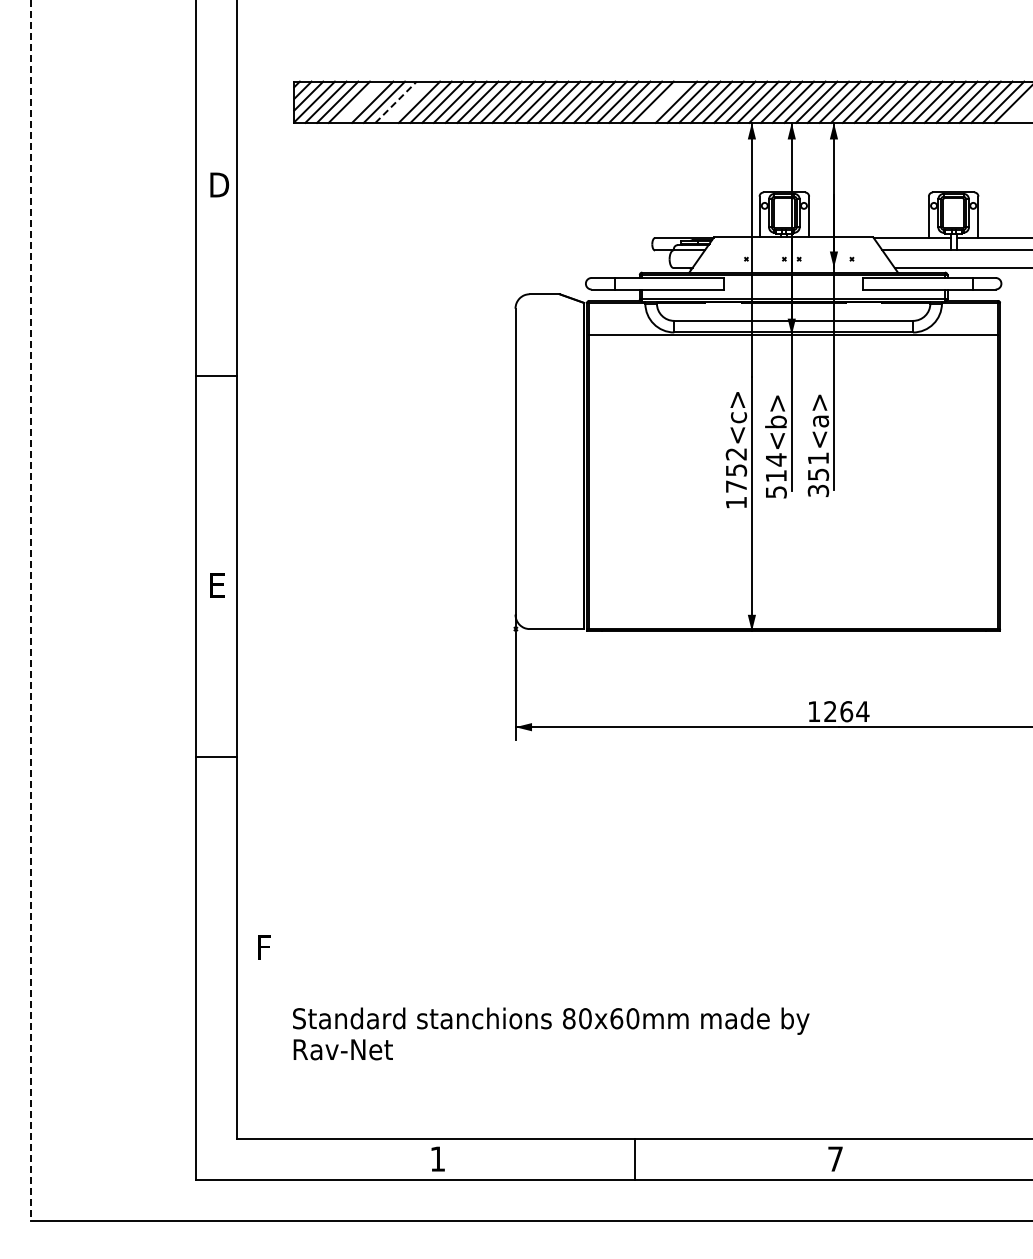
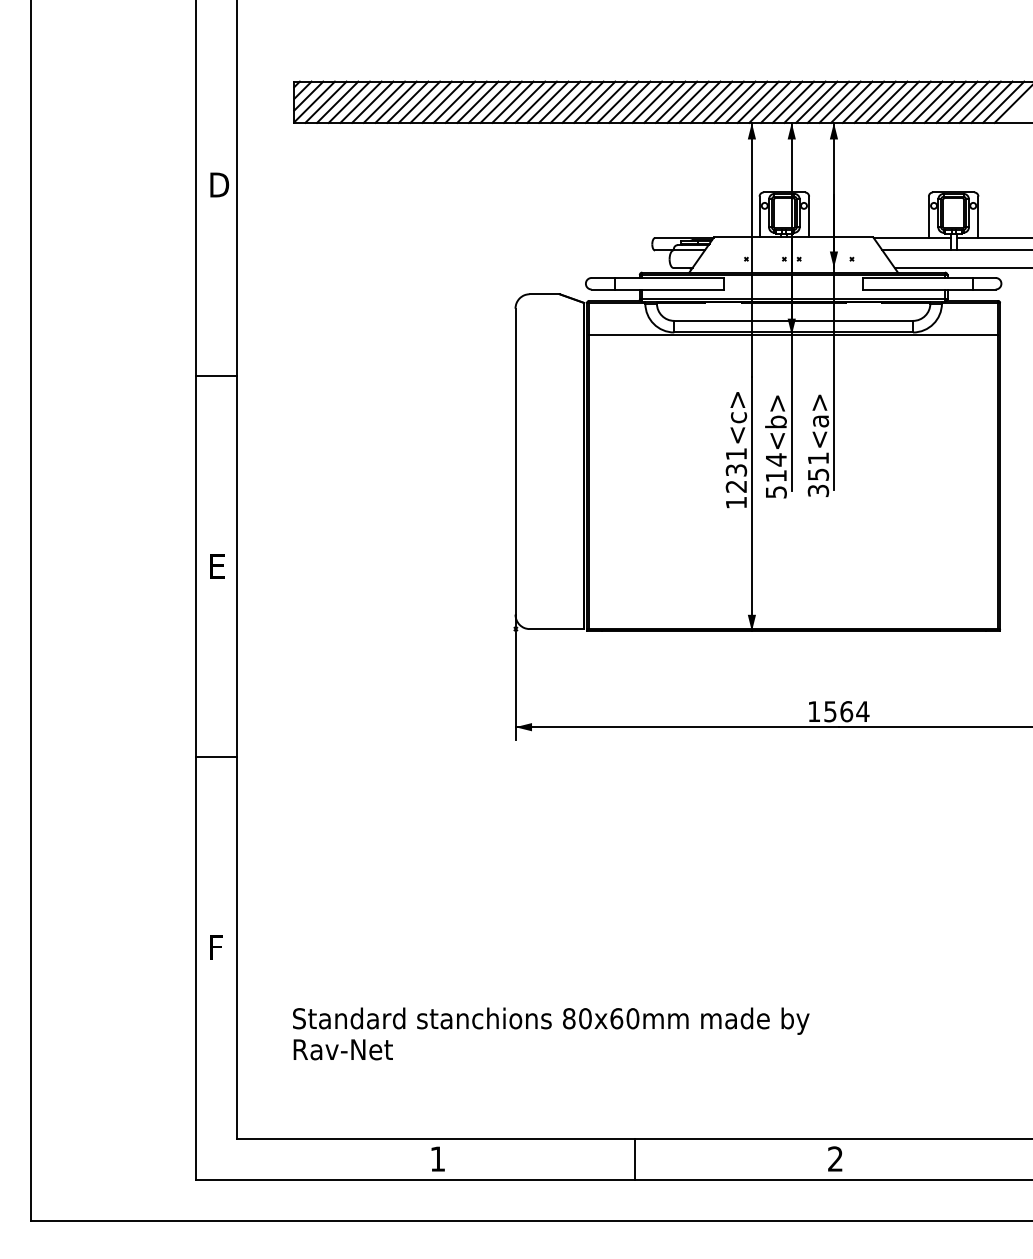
line: none -> present (360, 101)
line: dashed -> solid (396, 101)
line: none -> present (407, 101)
line: none -> present (664, 101)
text: 1752<c> -> 1231<c> (735, 470)
text position: (217, 585) -> (217, 566) (217, 566)
line: dashed -> solid (30, 611)
text: 1264 -> 1564 (830, 711)
text position: (264, 947) -> (216, 947) (216, 947)
text: 7 -> 2 (835, 1158)
